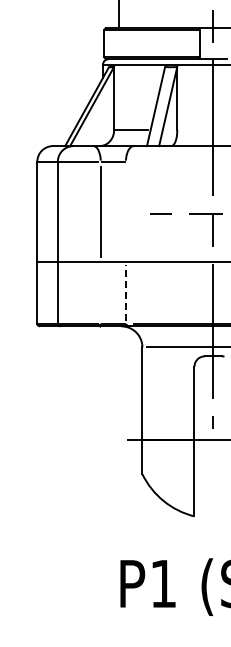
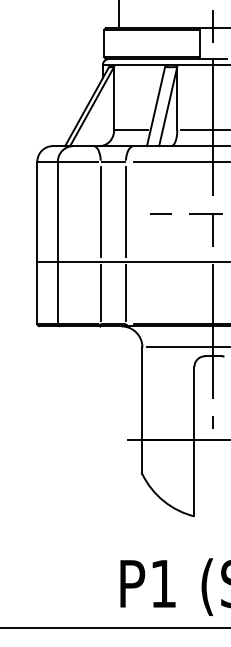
line: none -> present (203, 130)
line: none -> present (180, 161)
line: none -> present (125, 211)
line: none -> present (100, 292)
line: dashed -> solid (125, 292)
line: none -> present (114, 627)
